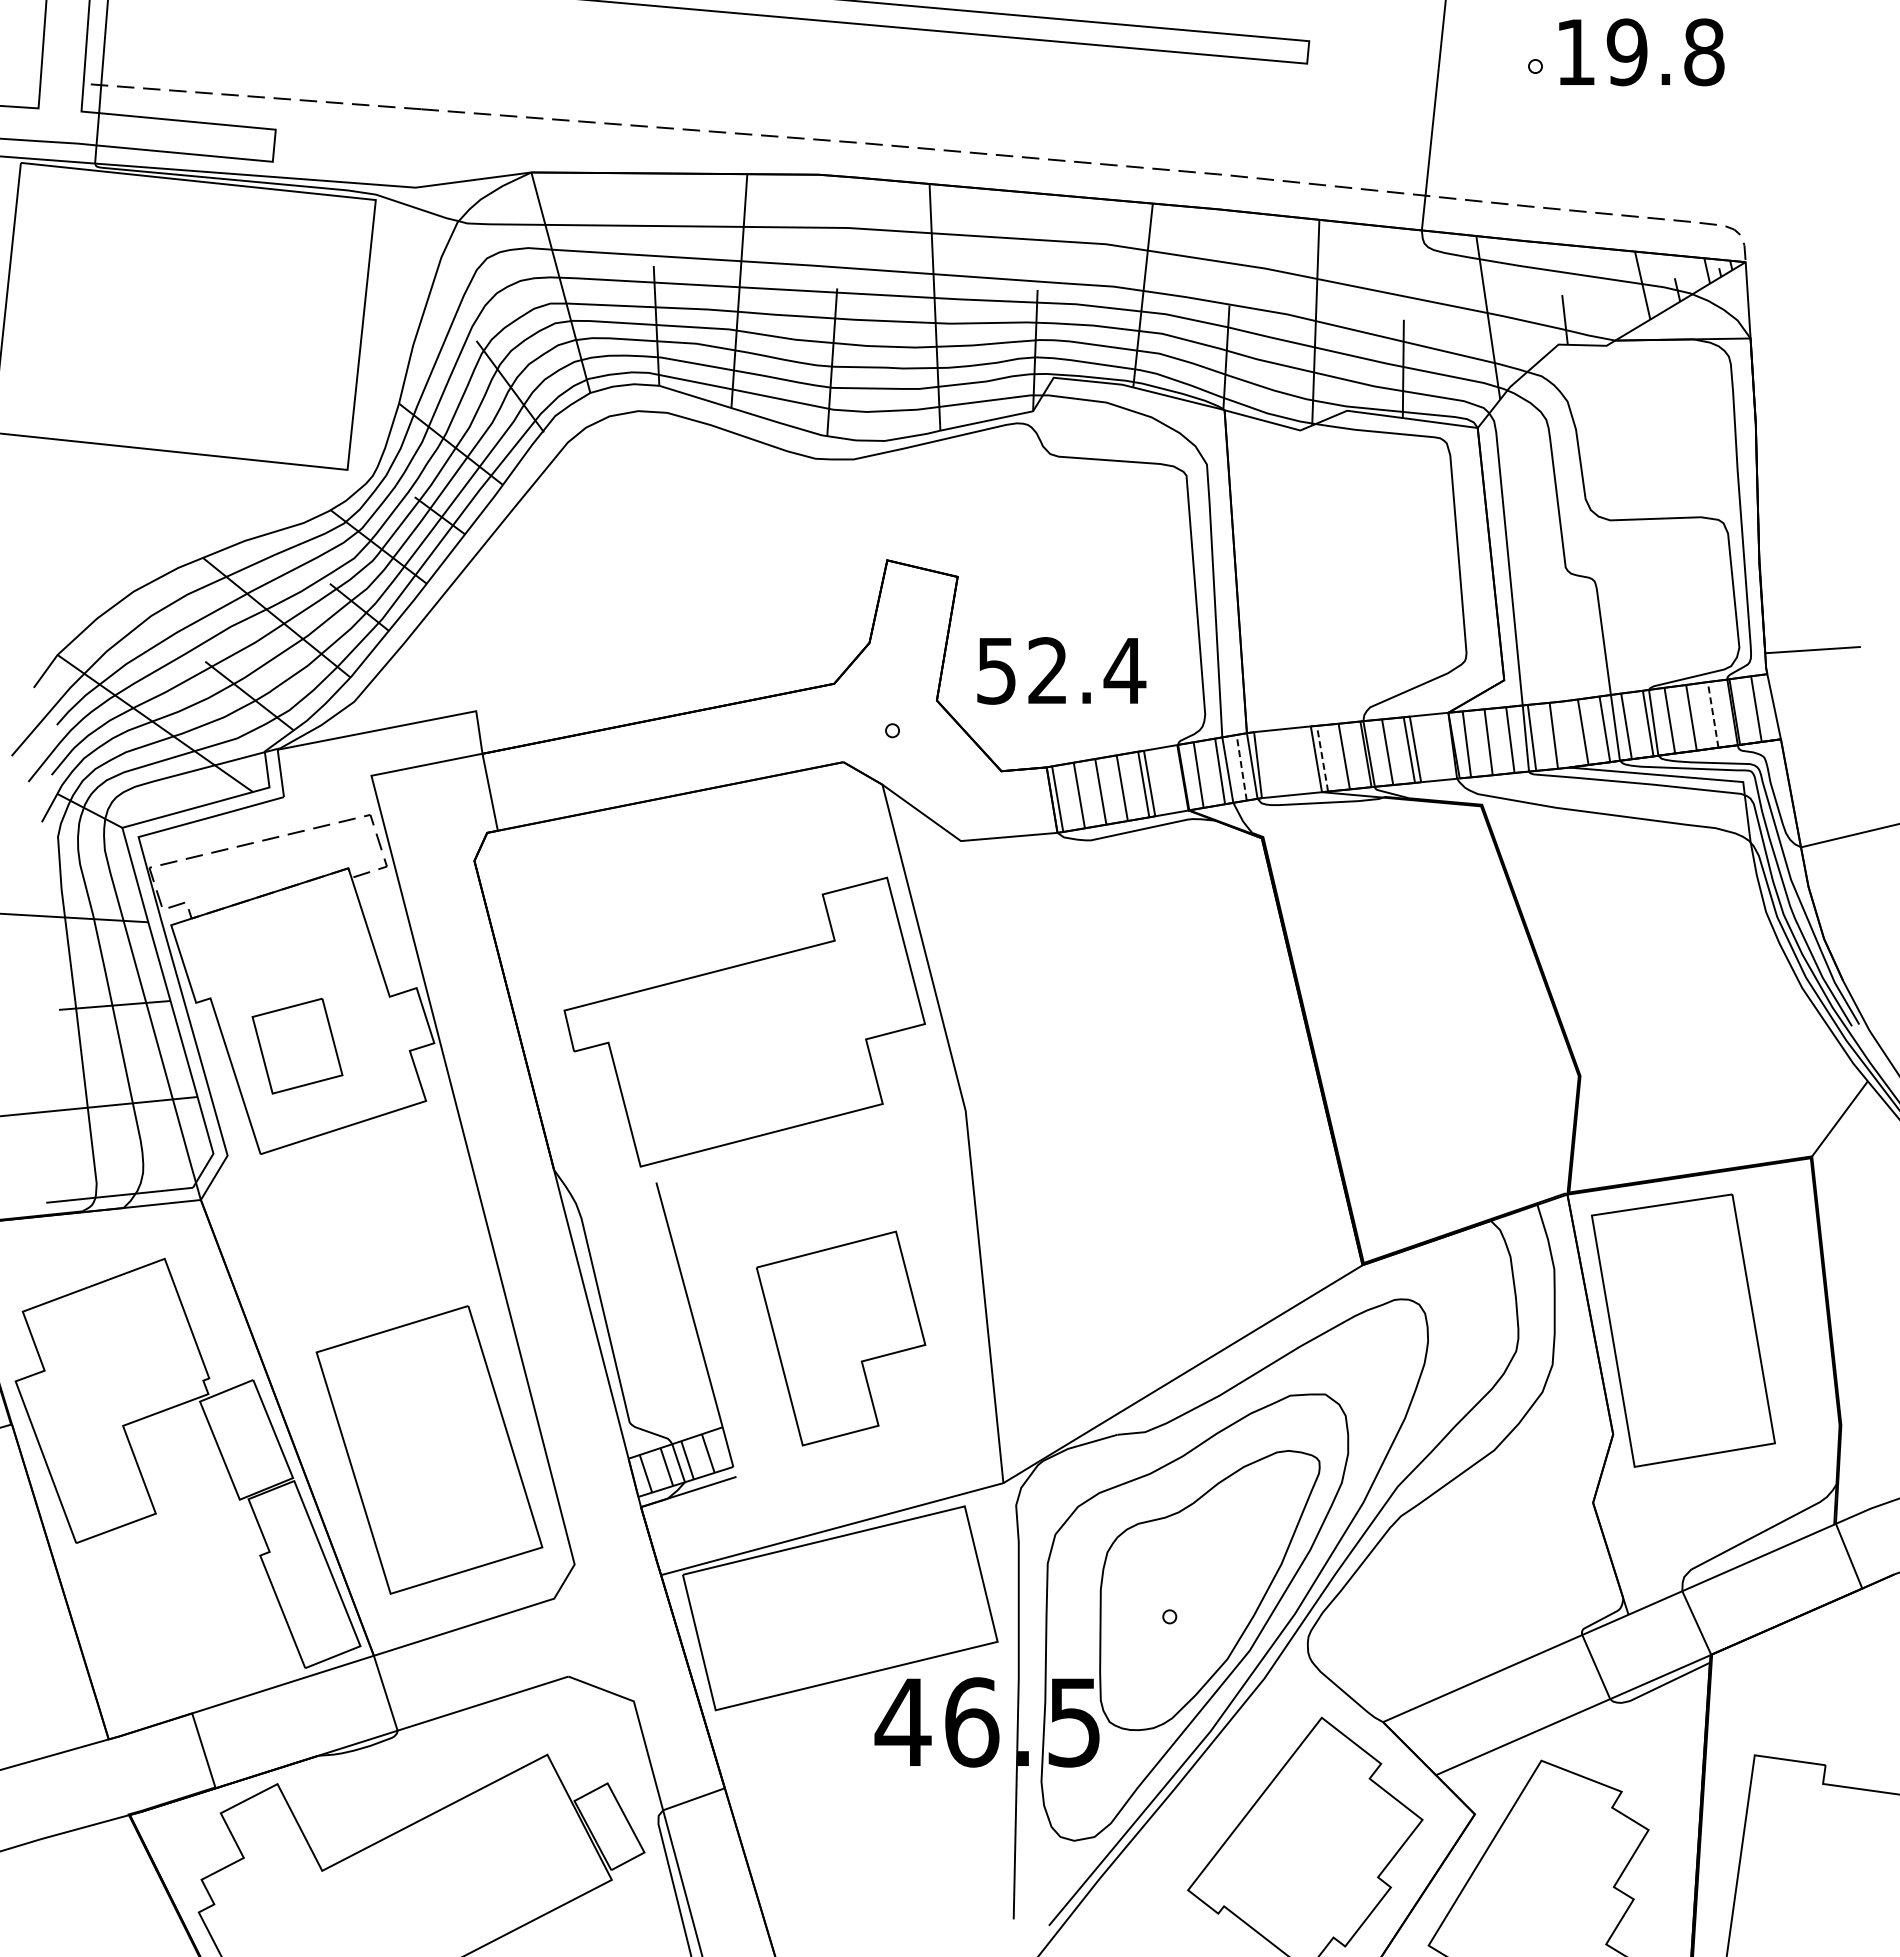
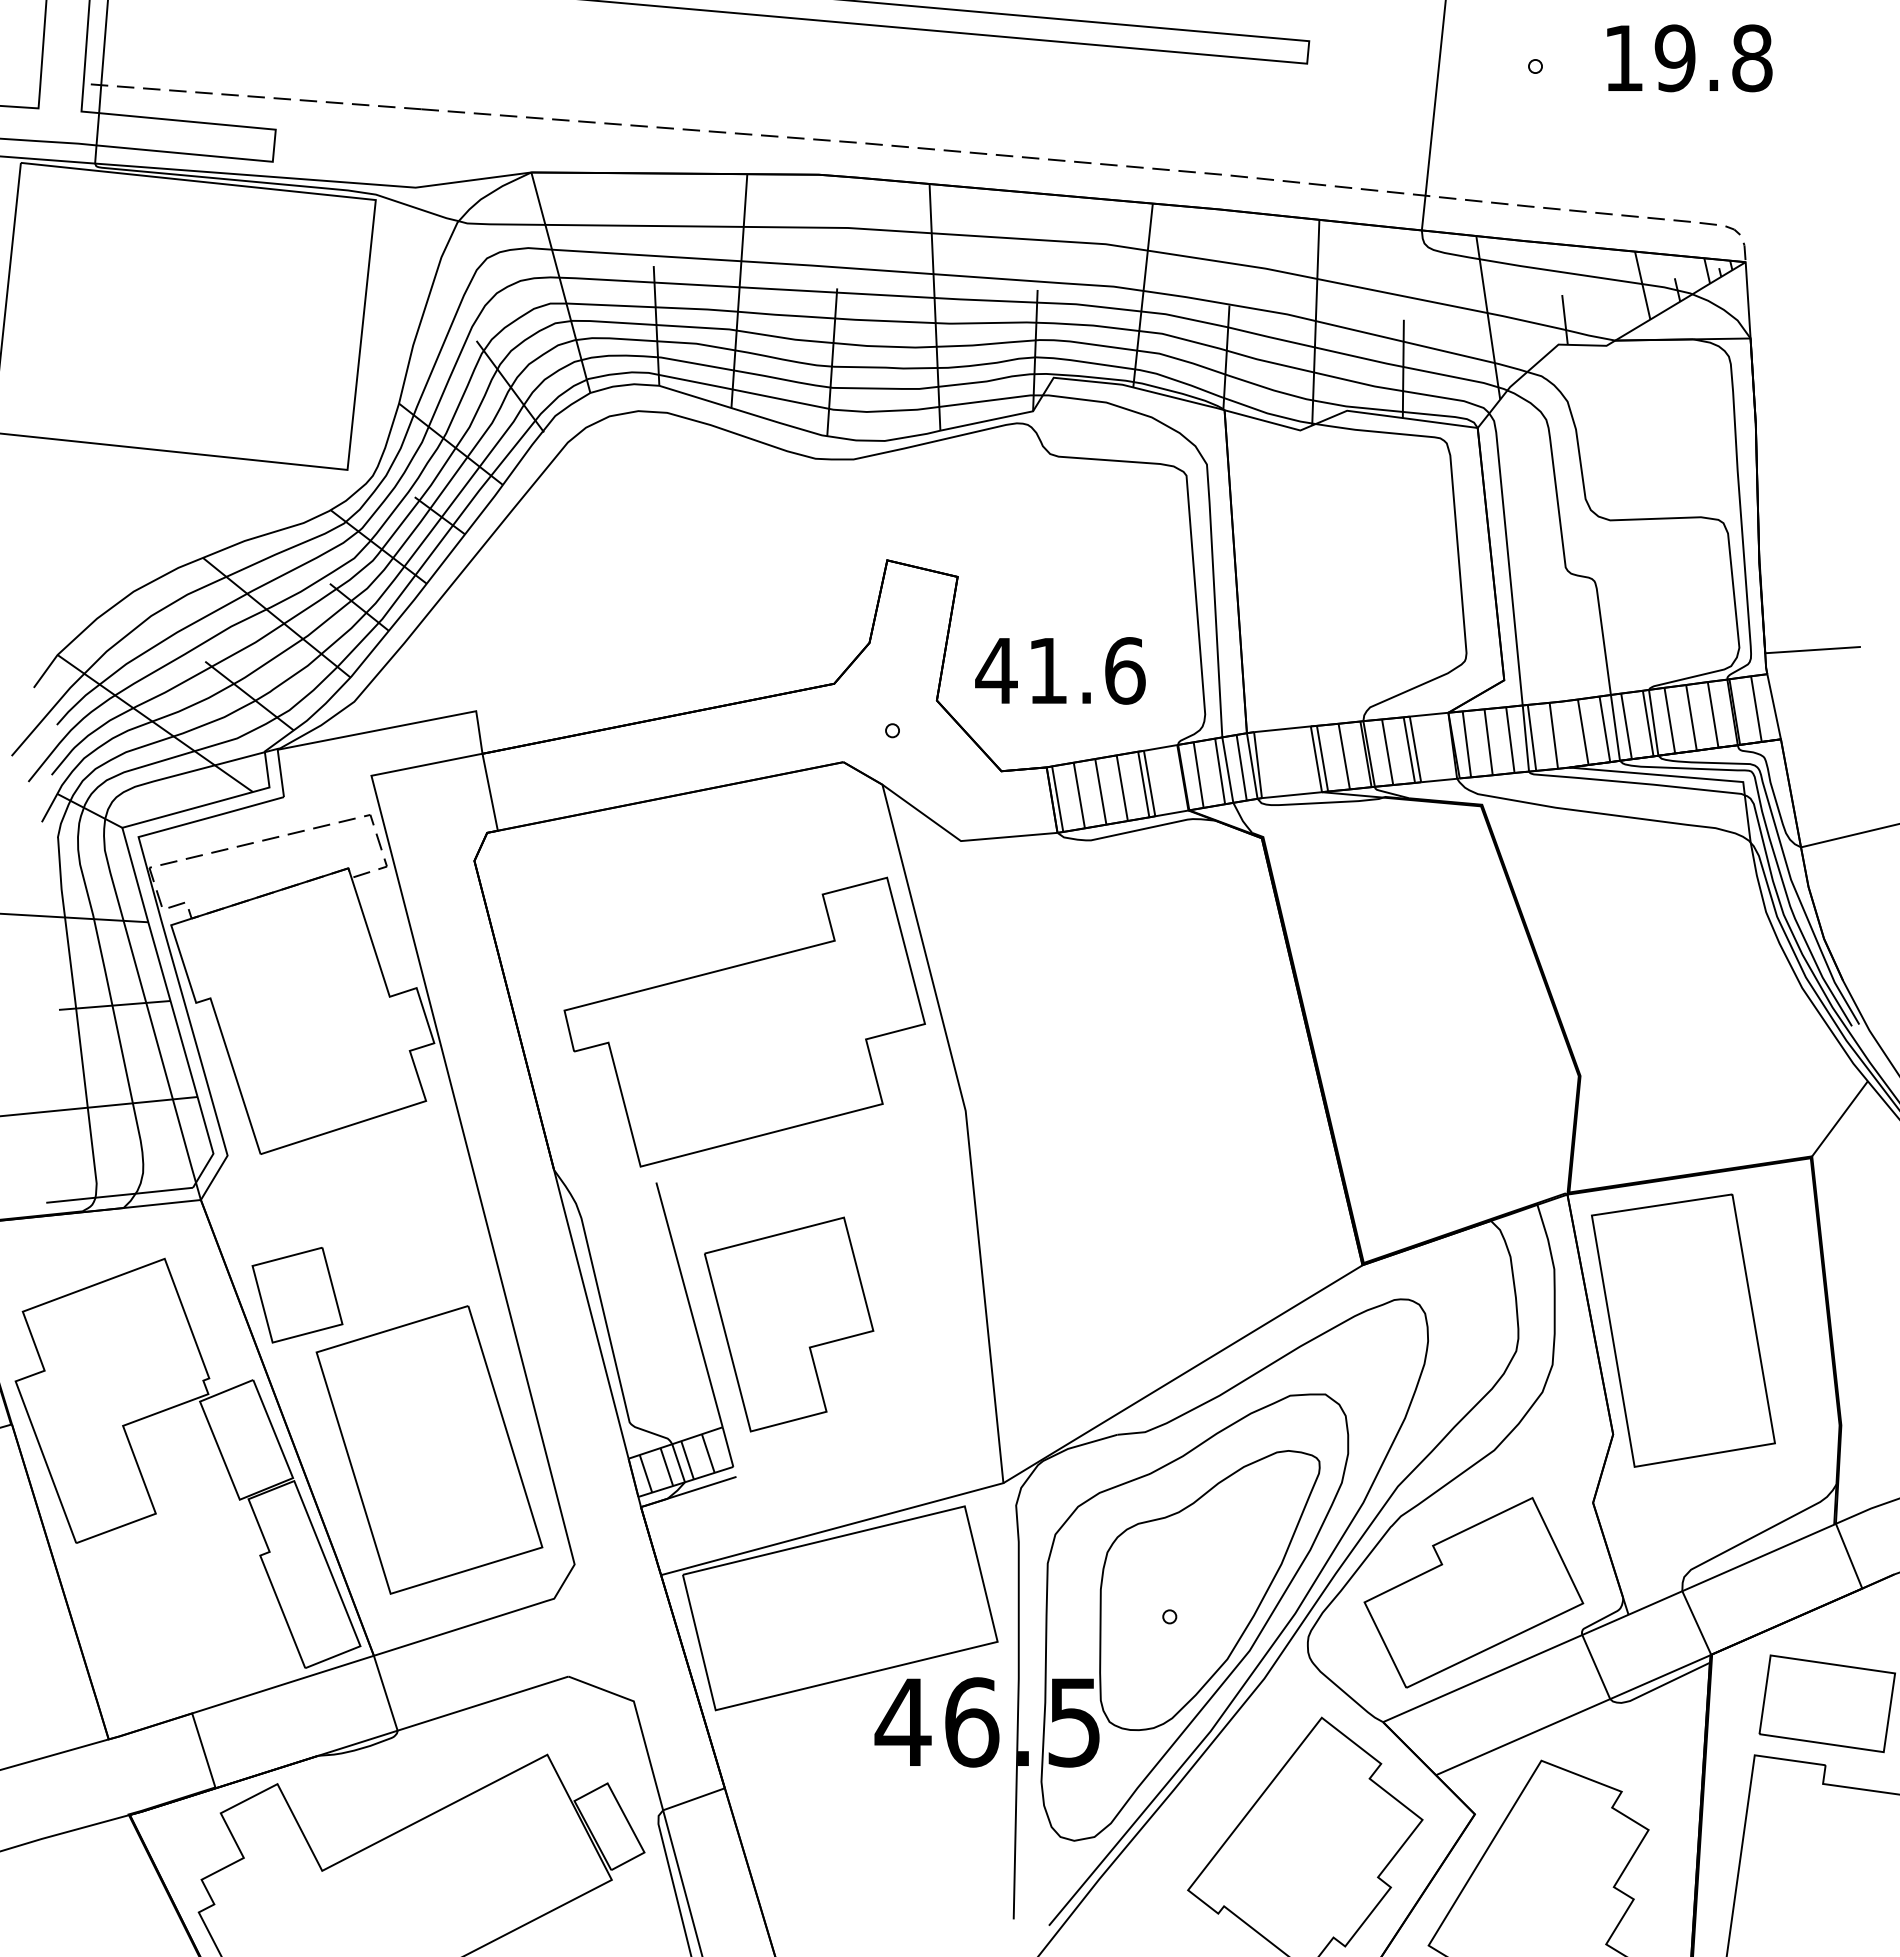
text position: (1641, 52) -> (1689, 58) (1689, 58)
text: 52.4 -> 41.6 (1060, 670)
line: dashed -> solid (1713, 714)
line: dashed -> solid (1322, 758)
line: dashed -> solid (1241, 767)
part position: (297, 1046) -> (297, 1295) (297, 1295)
part position: (841, 1338) -> (789, 1324) (789, 1324)
part: none -> present (1473, 1592)
part: none -> present (1826, 1703)
